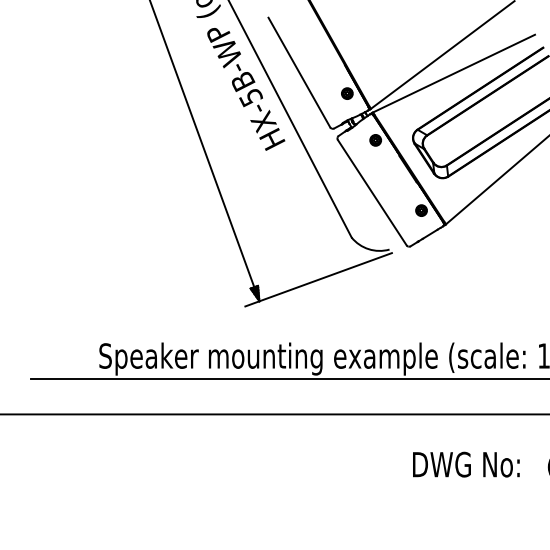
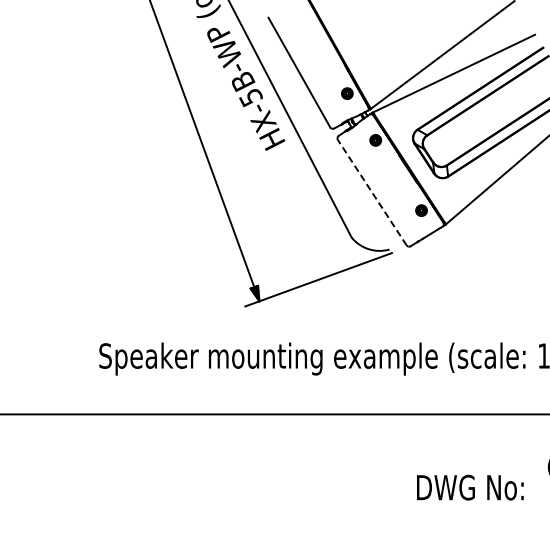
line: solid -> dashed (372, 192)
line: present -> none (288, 378)
text position: (466, 464) -> (470, 487) (470, 487)
